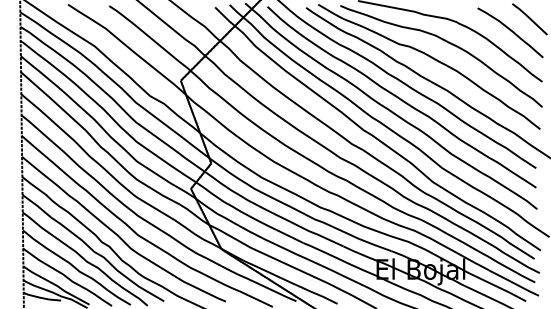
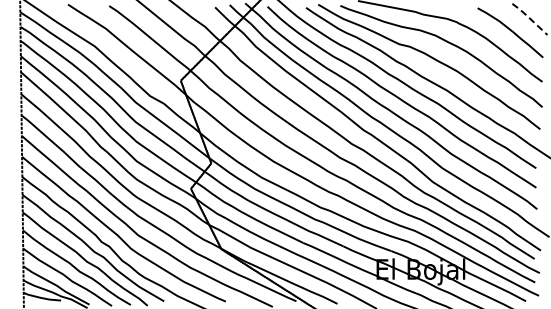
line: solid -> dashed (529, 17)
